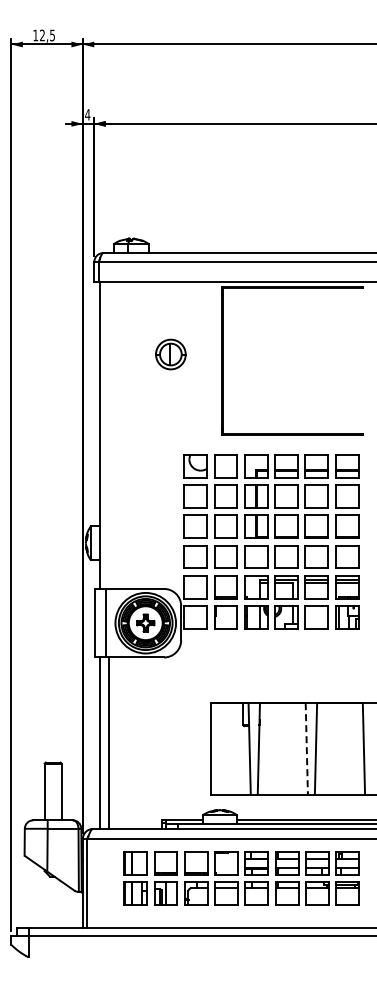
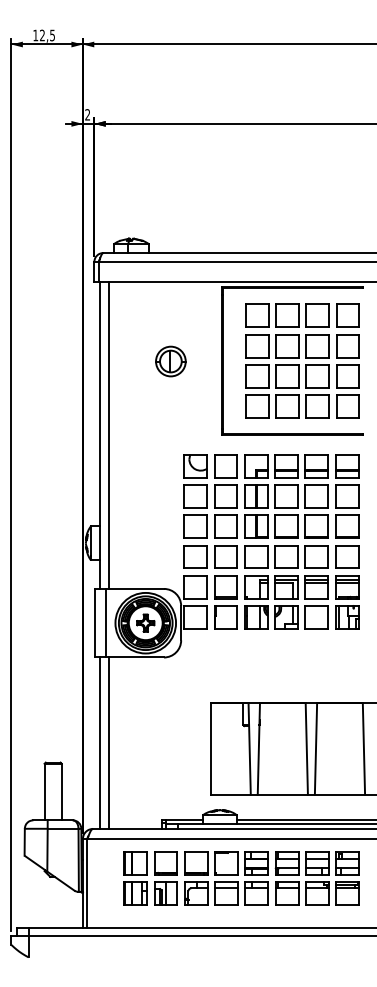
text: 4 -> 2 (87, 114)
part position: (170, 354) -> (170, 361) (170, 361)
part: none -> present (302, 360)
line: none -> present (109, 434)
line: dashed -> solid (306, 748)
